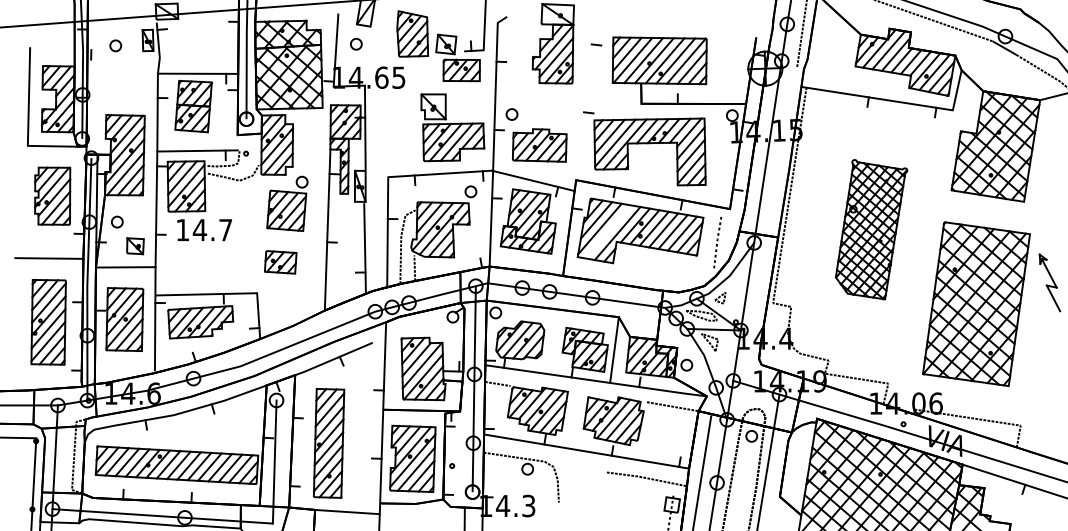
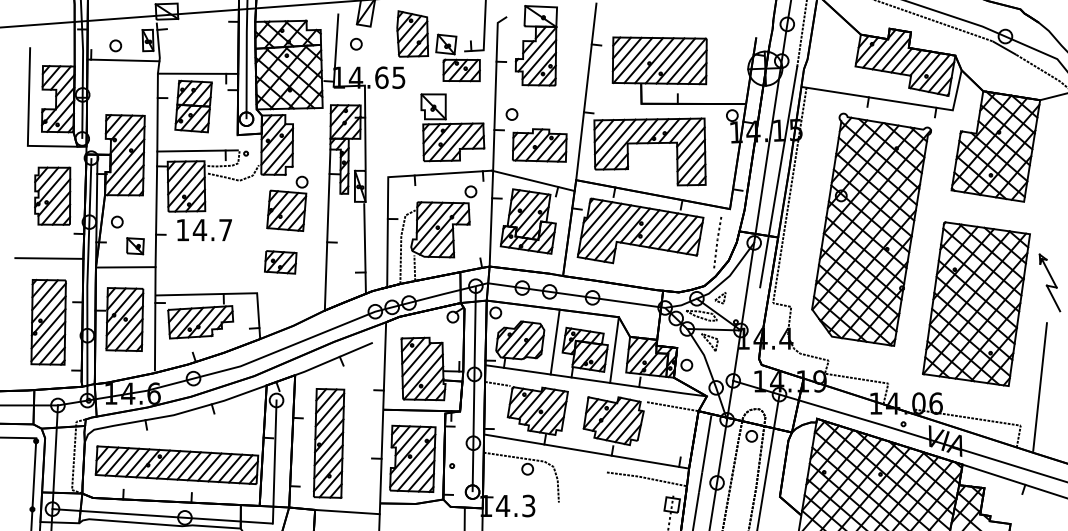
part position: (552, 43) -> (535, 45) (535, 45)
line: none -> present (123, 60)
line: none -> present (586, 91)
line: none -> present (778, 176)
part size: 75x142 px -> 121x235 px (871, 229)
line: none -> present (608, 231)
line: none -> present (554, 341)
line: none -> present (1039, 386)
